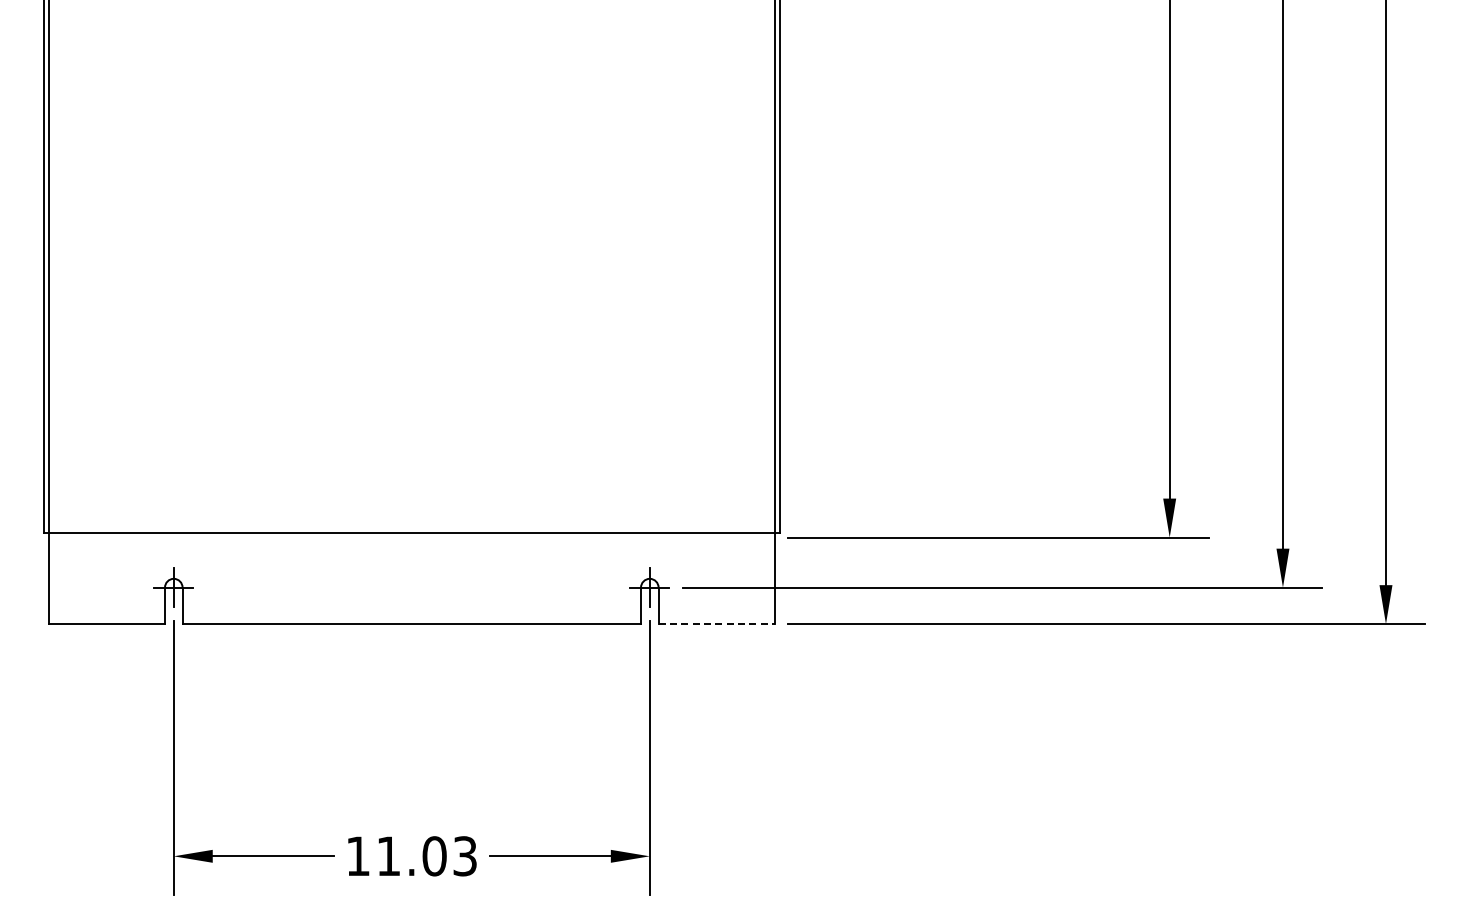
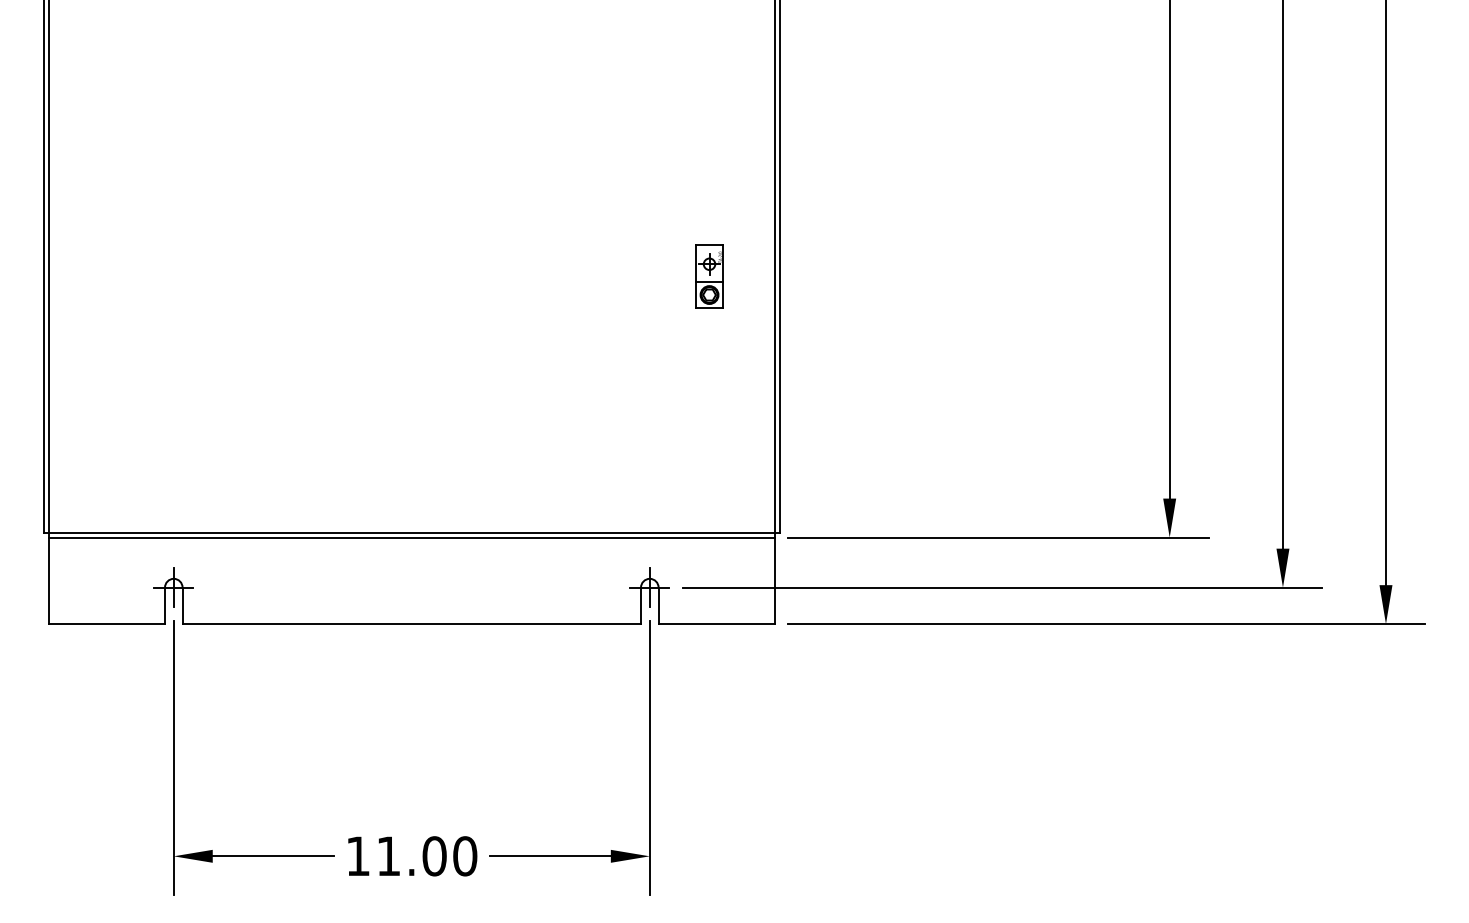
part: none -> present (709, 276)
line: none -> present (411, 537)
line: dashed -> solid (716, 624)
text: 11.03 -> 11.00 (465, 856)
